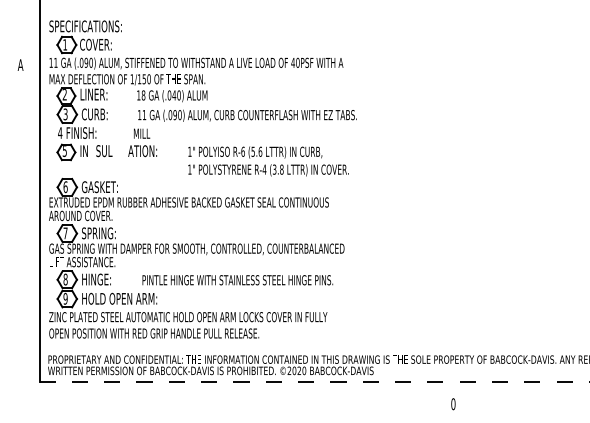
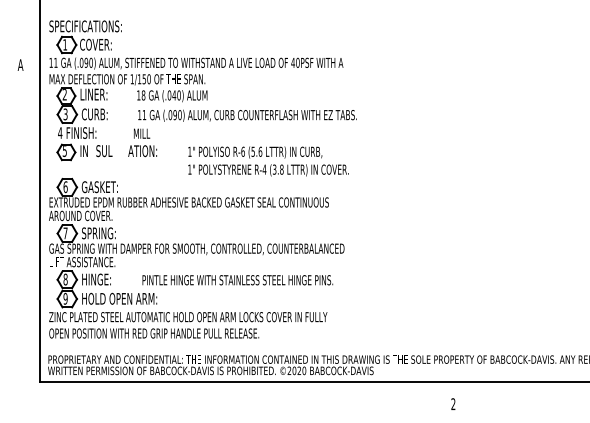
line: dashed -> solid (314, 382)
text: 0 -> 2 (453, 404)
